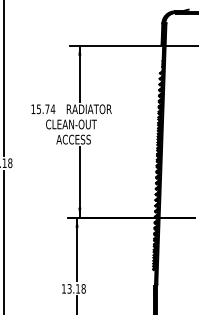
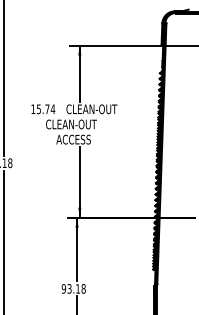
text: RADIATOR -> CLEAN-OUT (91, 109)
text: 13.18 -> 93.18 (63, 288)
